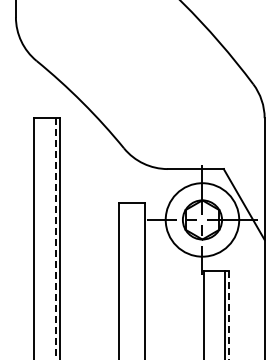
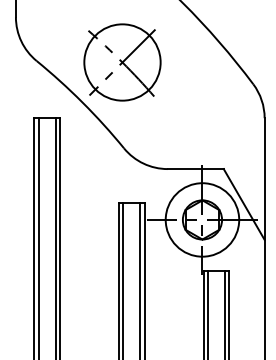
part: none -> present (122, 62)
line: none -> present (38, 237)
line: dashed -> solid (55, 239)
line: none -> present (123, 279)
line: none -> present (140, 279)
line: none -> present (208, 313)
line: dashed -> solid (229, 315)
